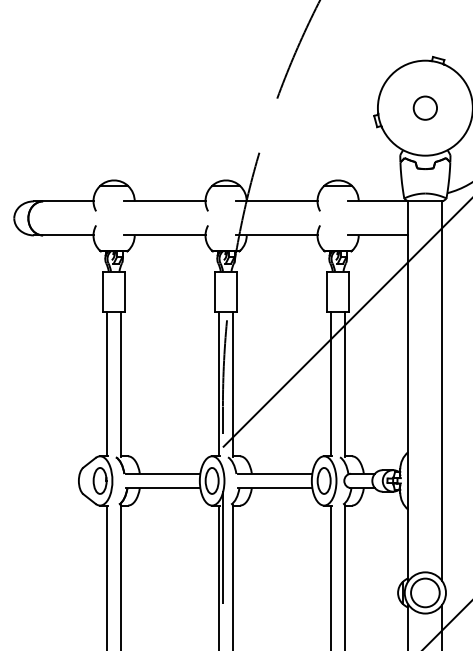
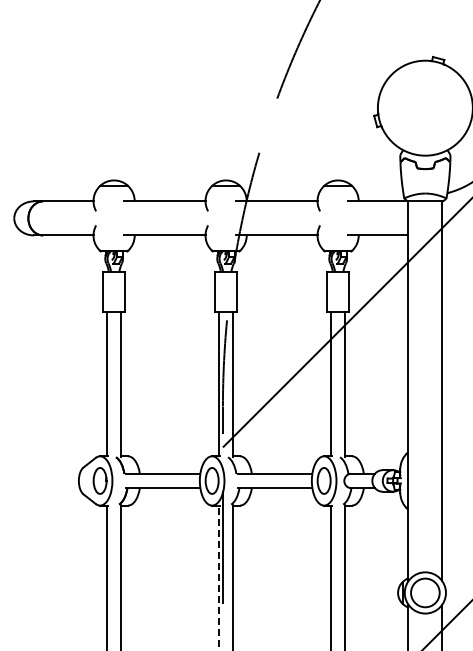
circle: present -> none (424, 107)
line: solid -> dashed (218, 577)
